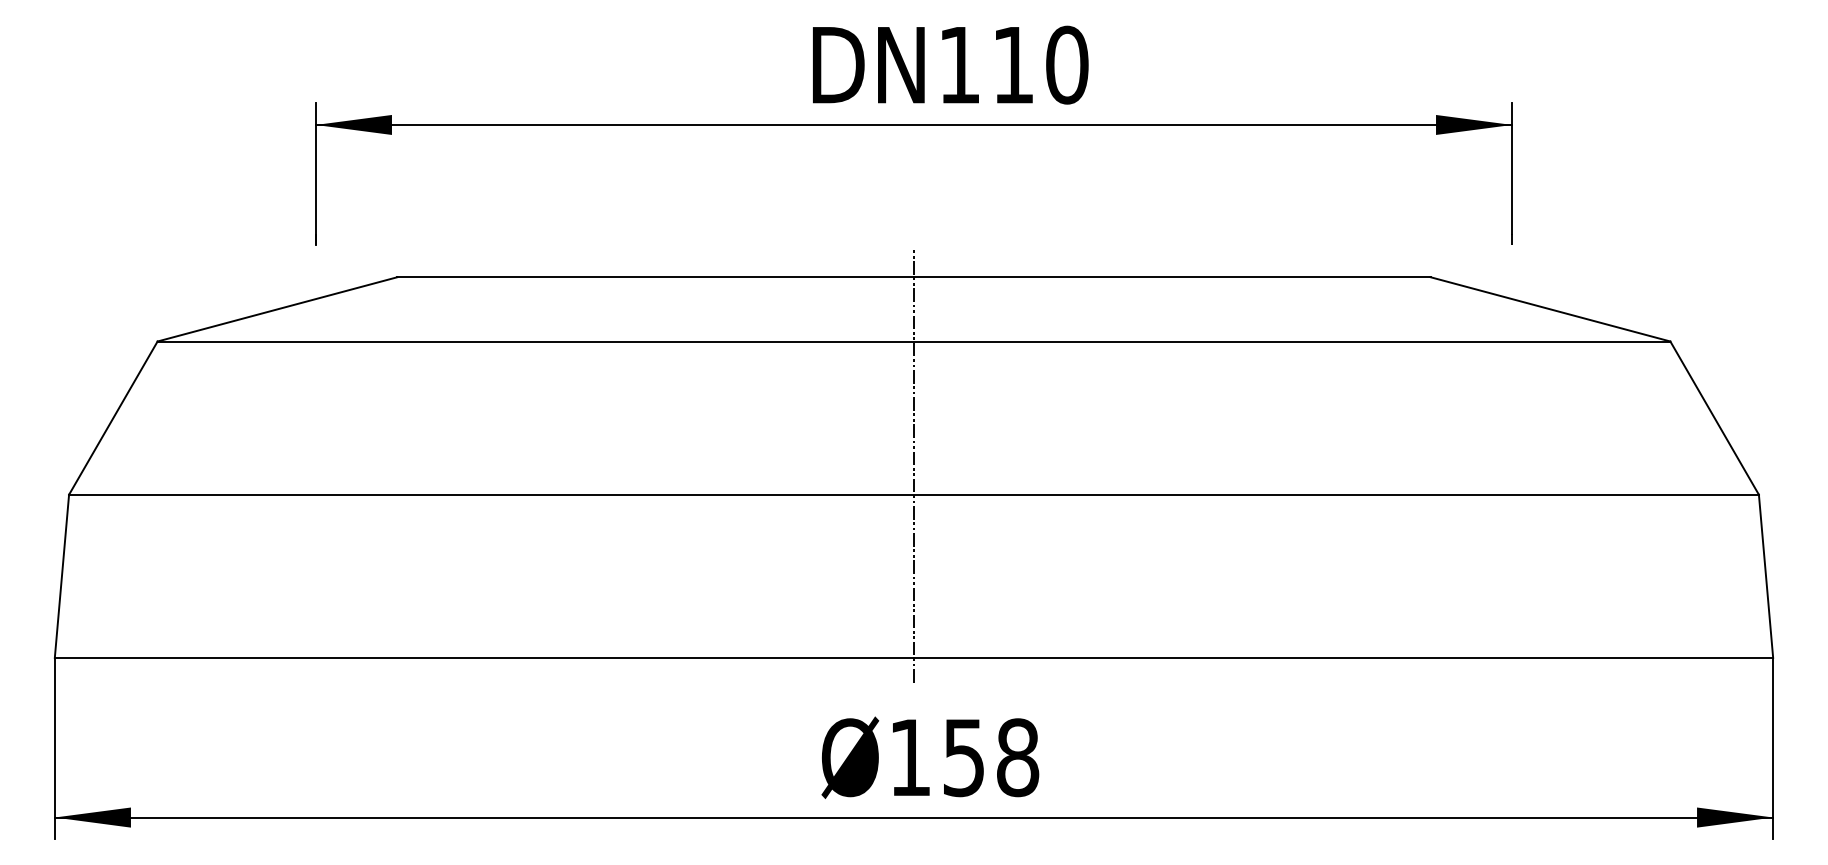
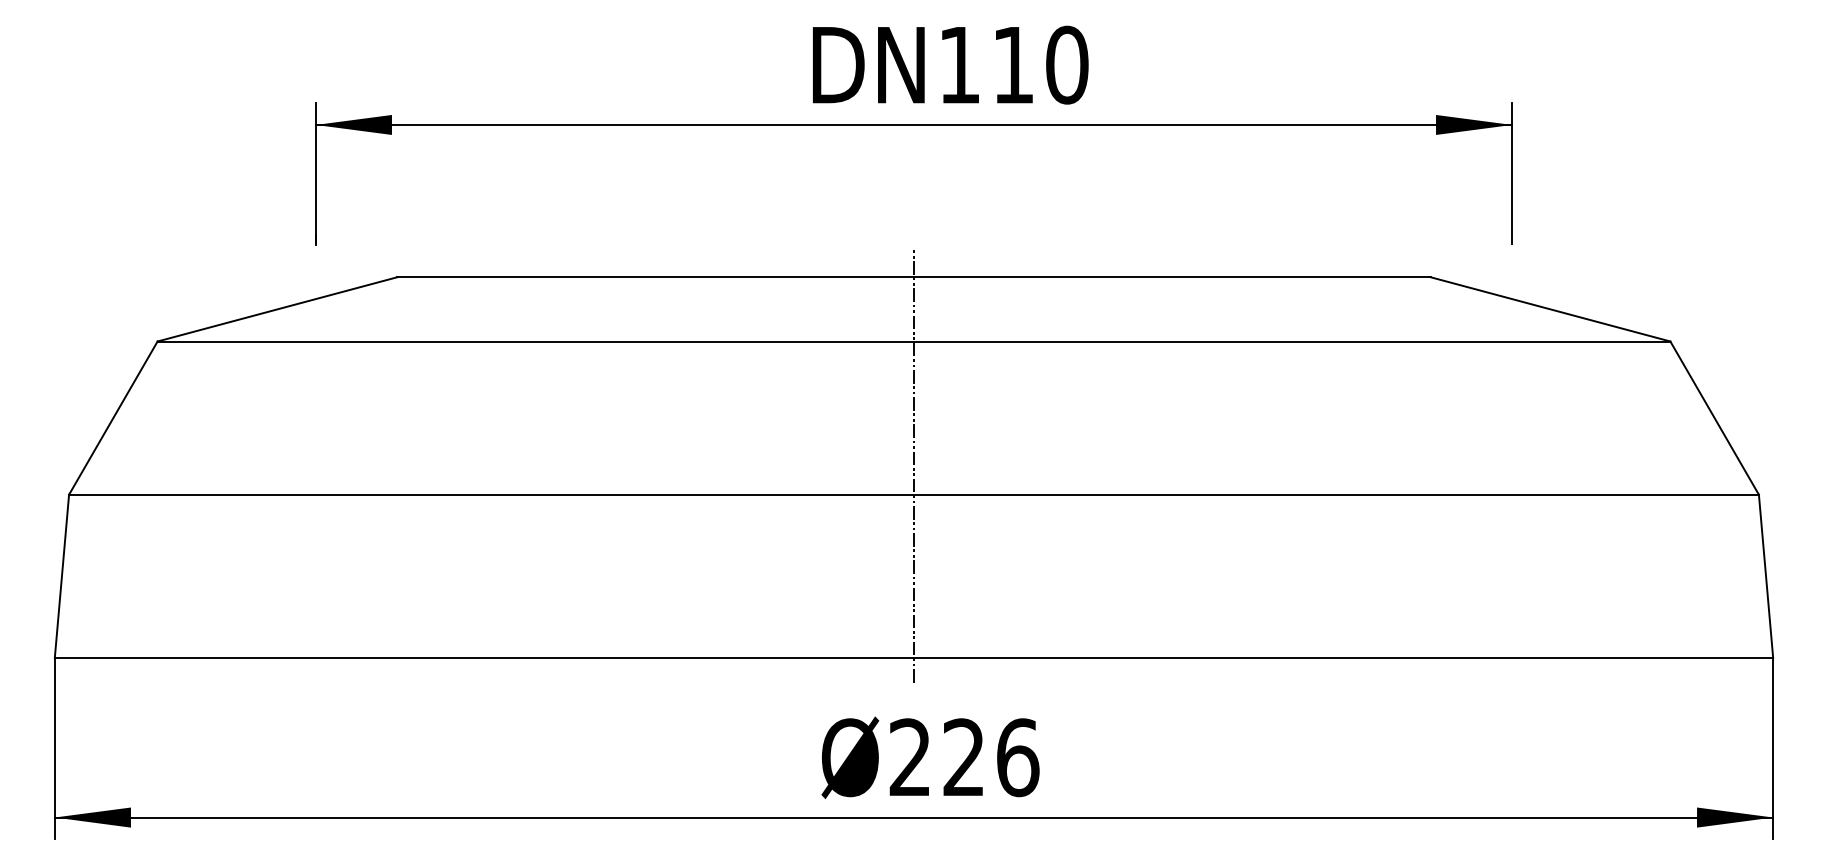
text: 158 -> 226 (964, 757)
